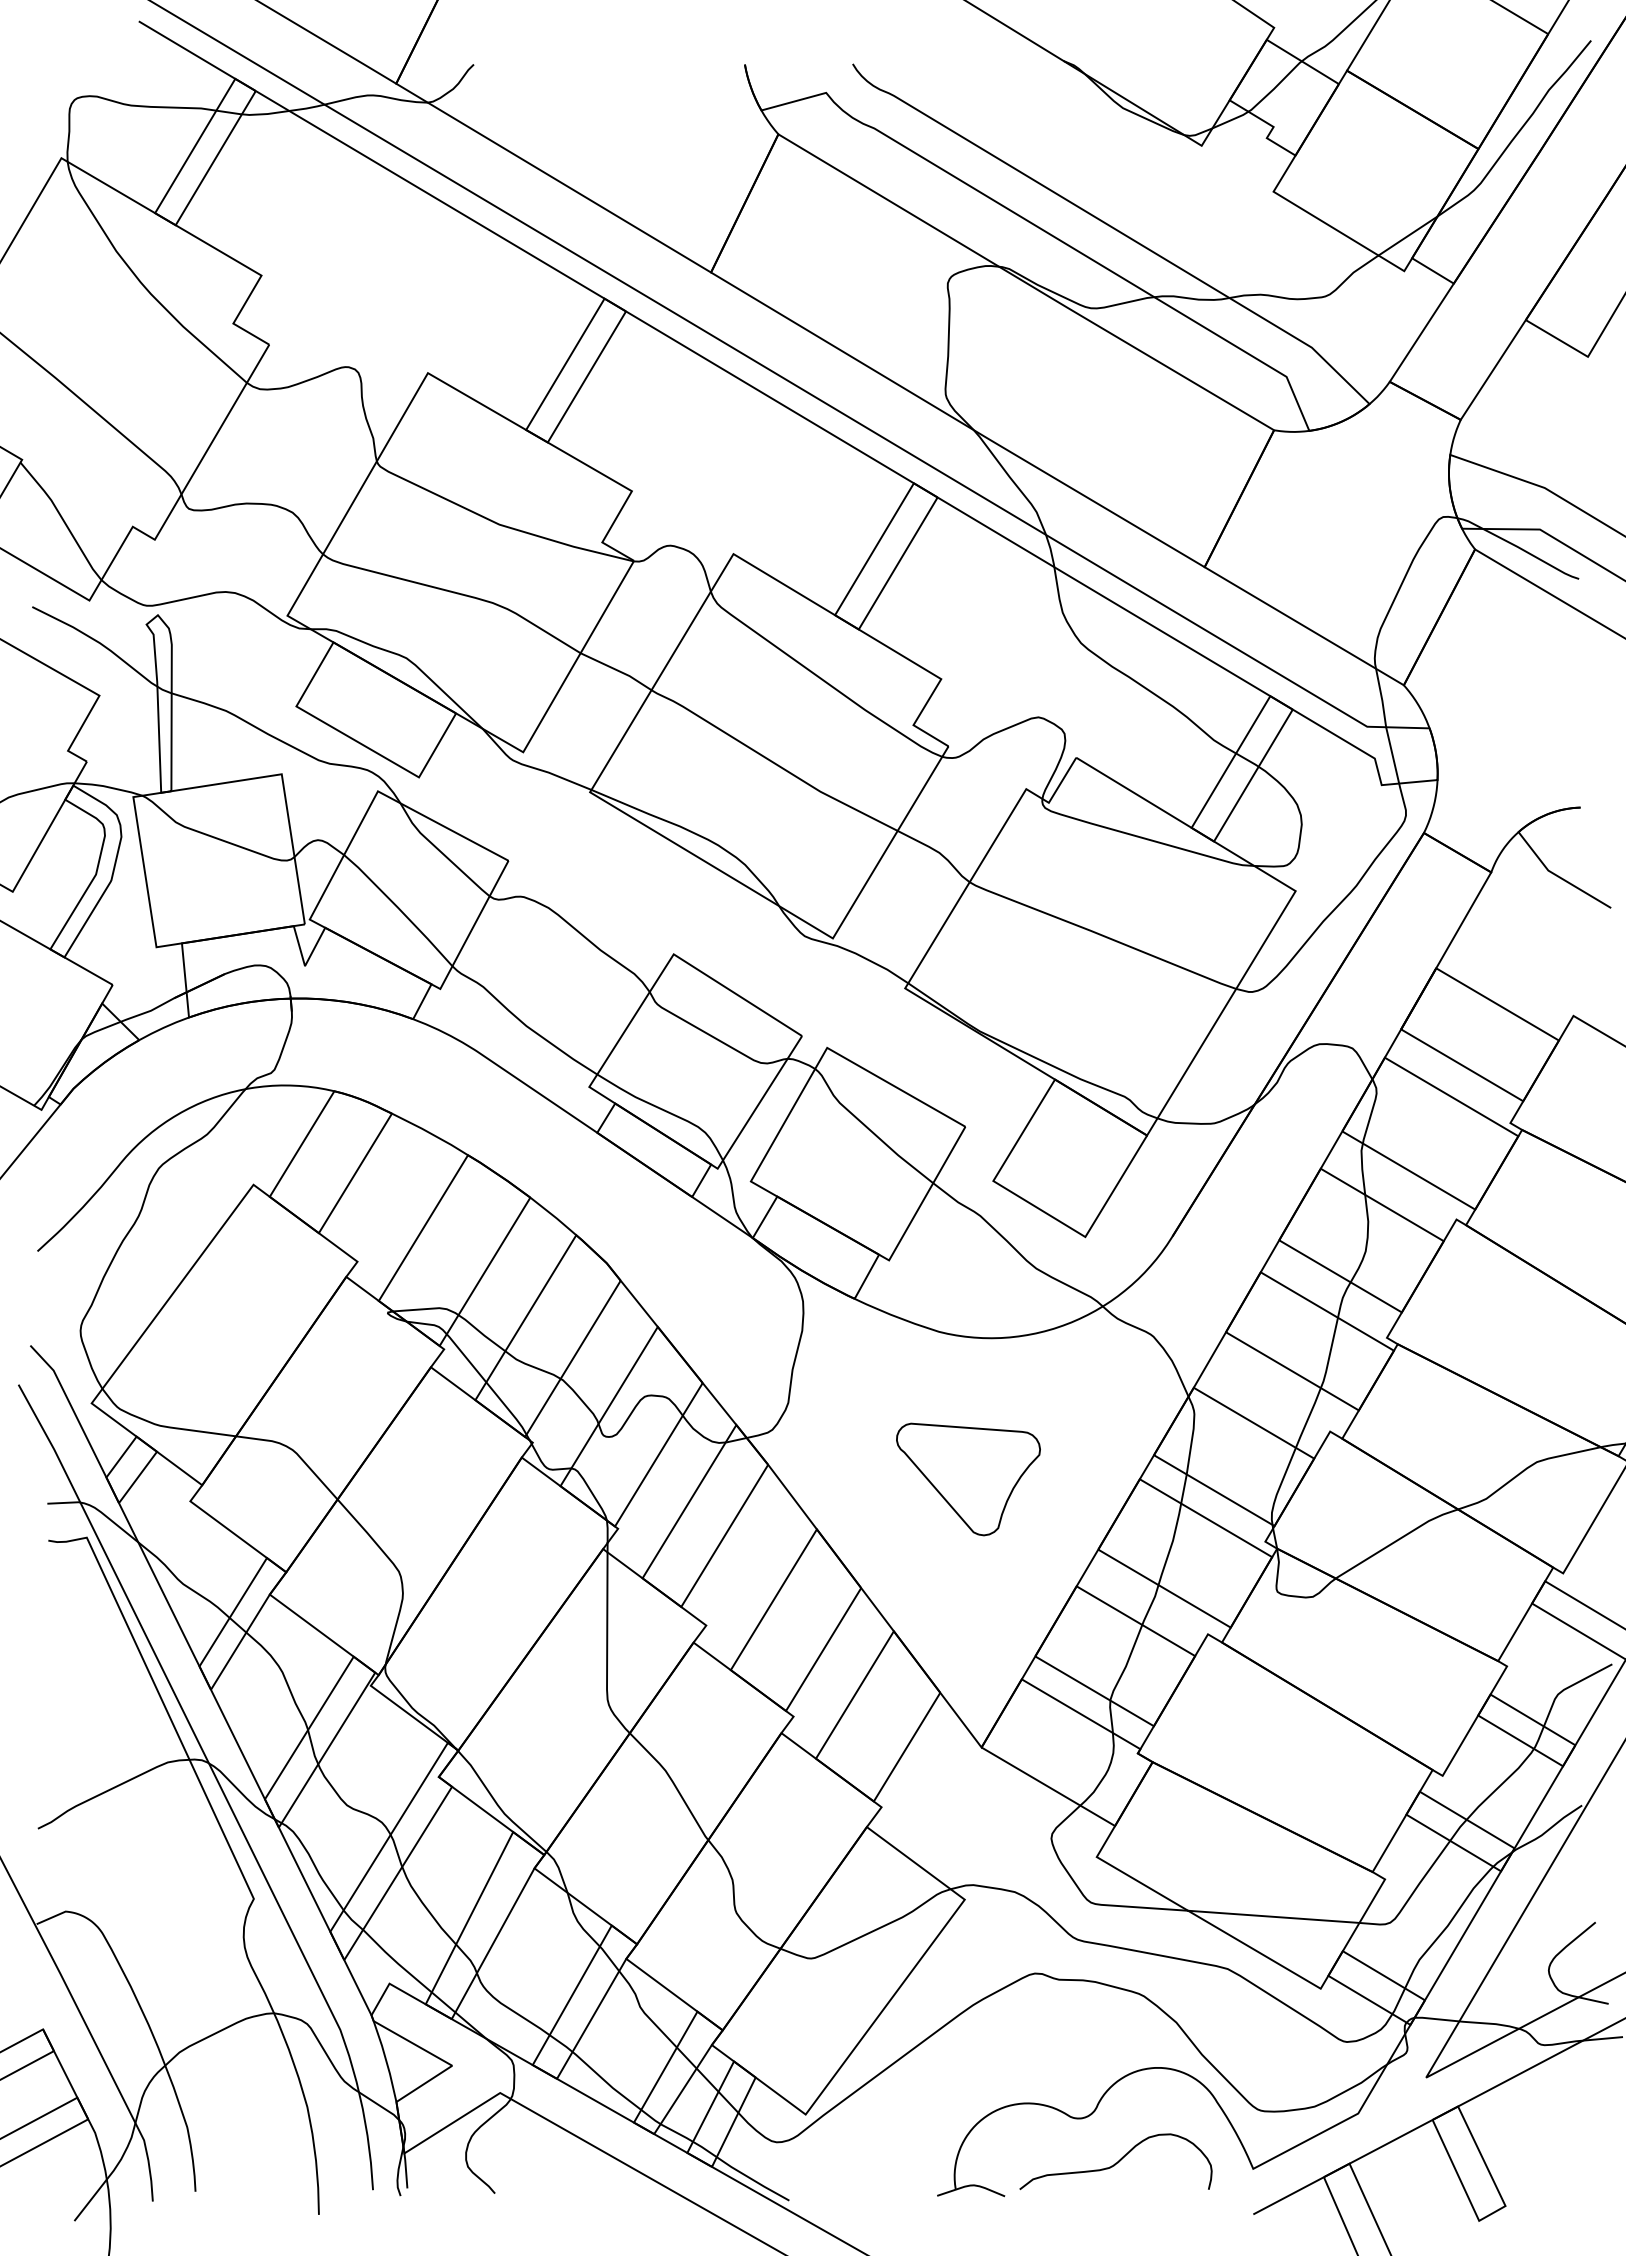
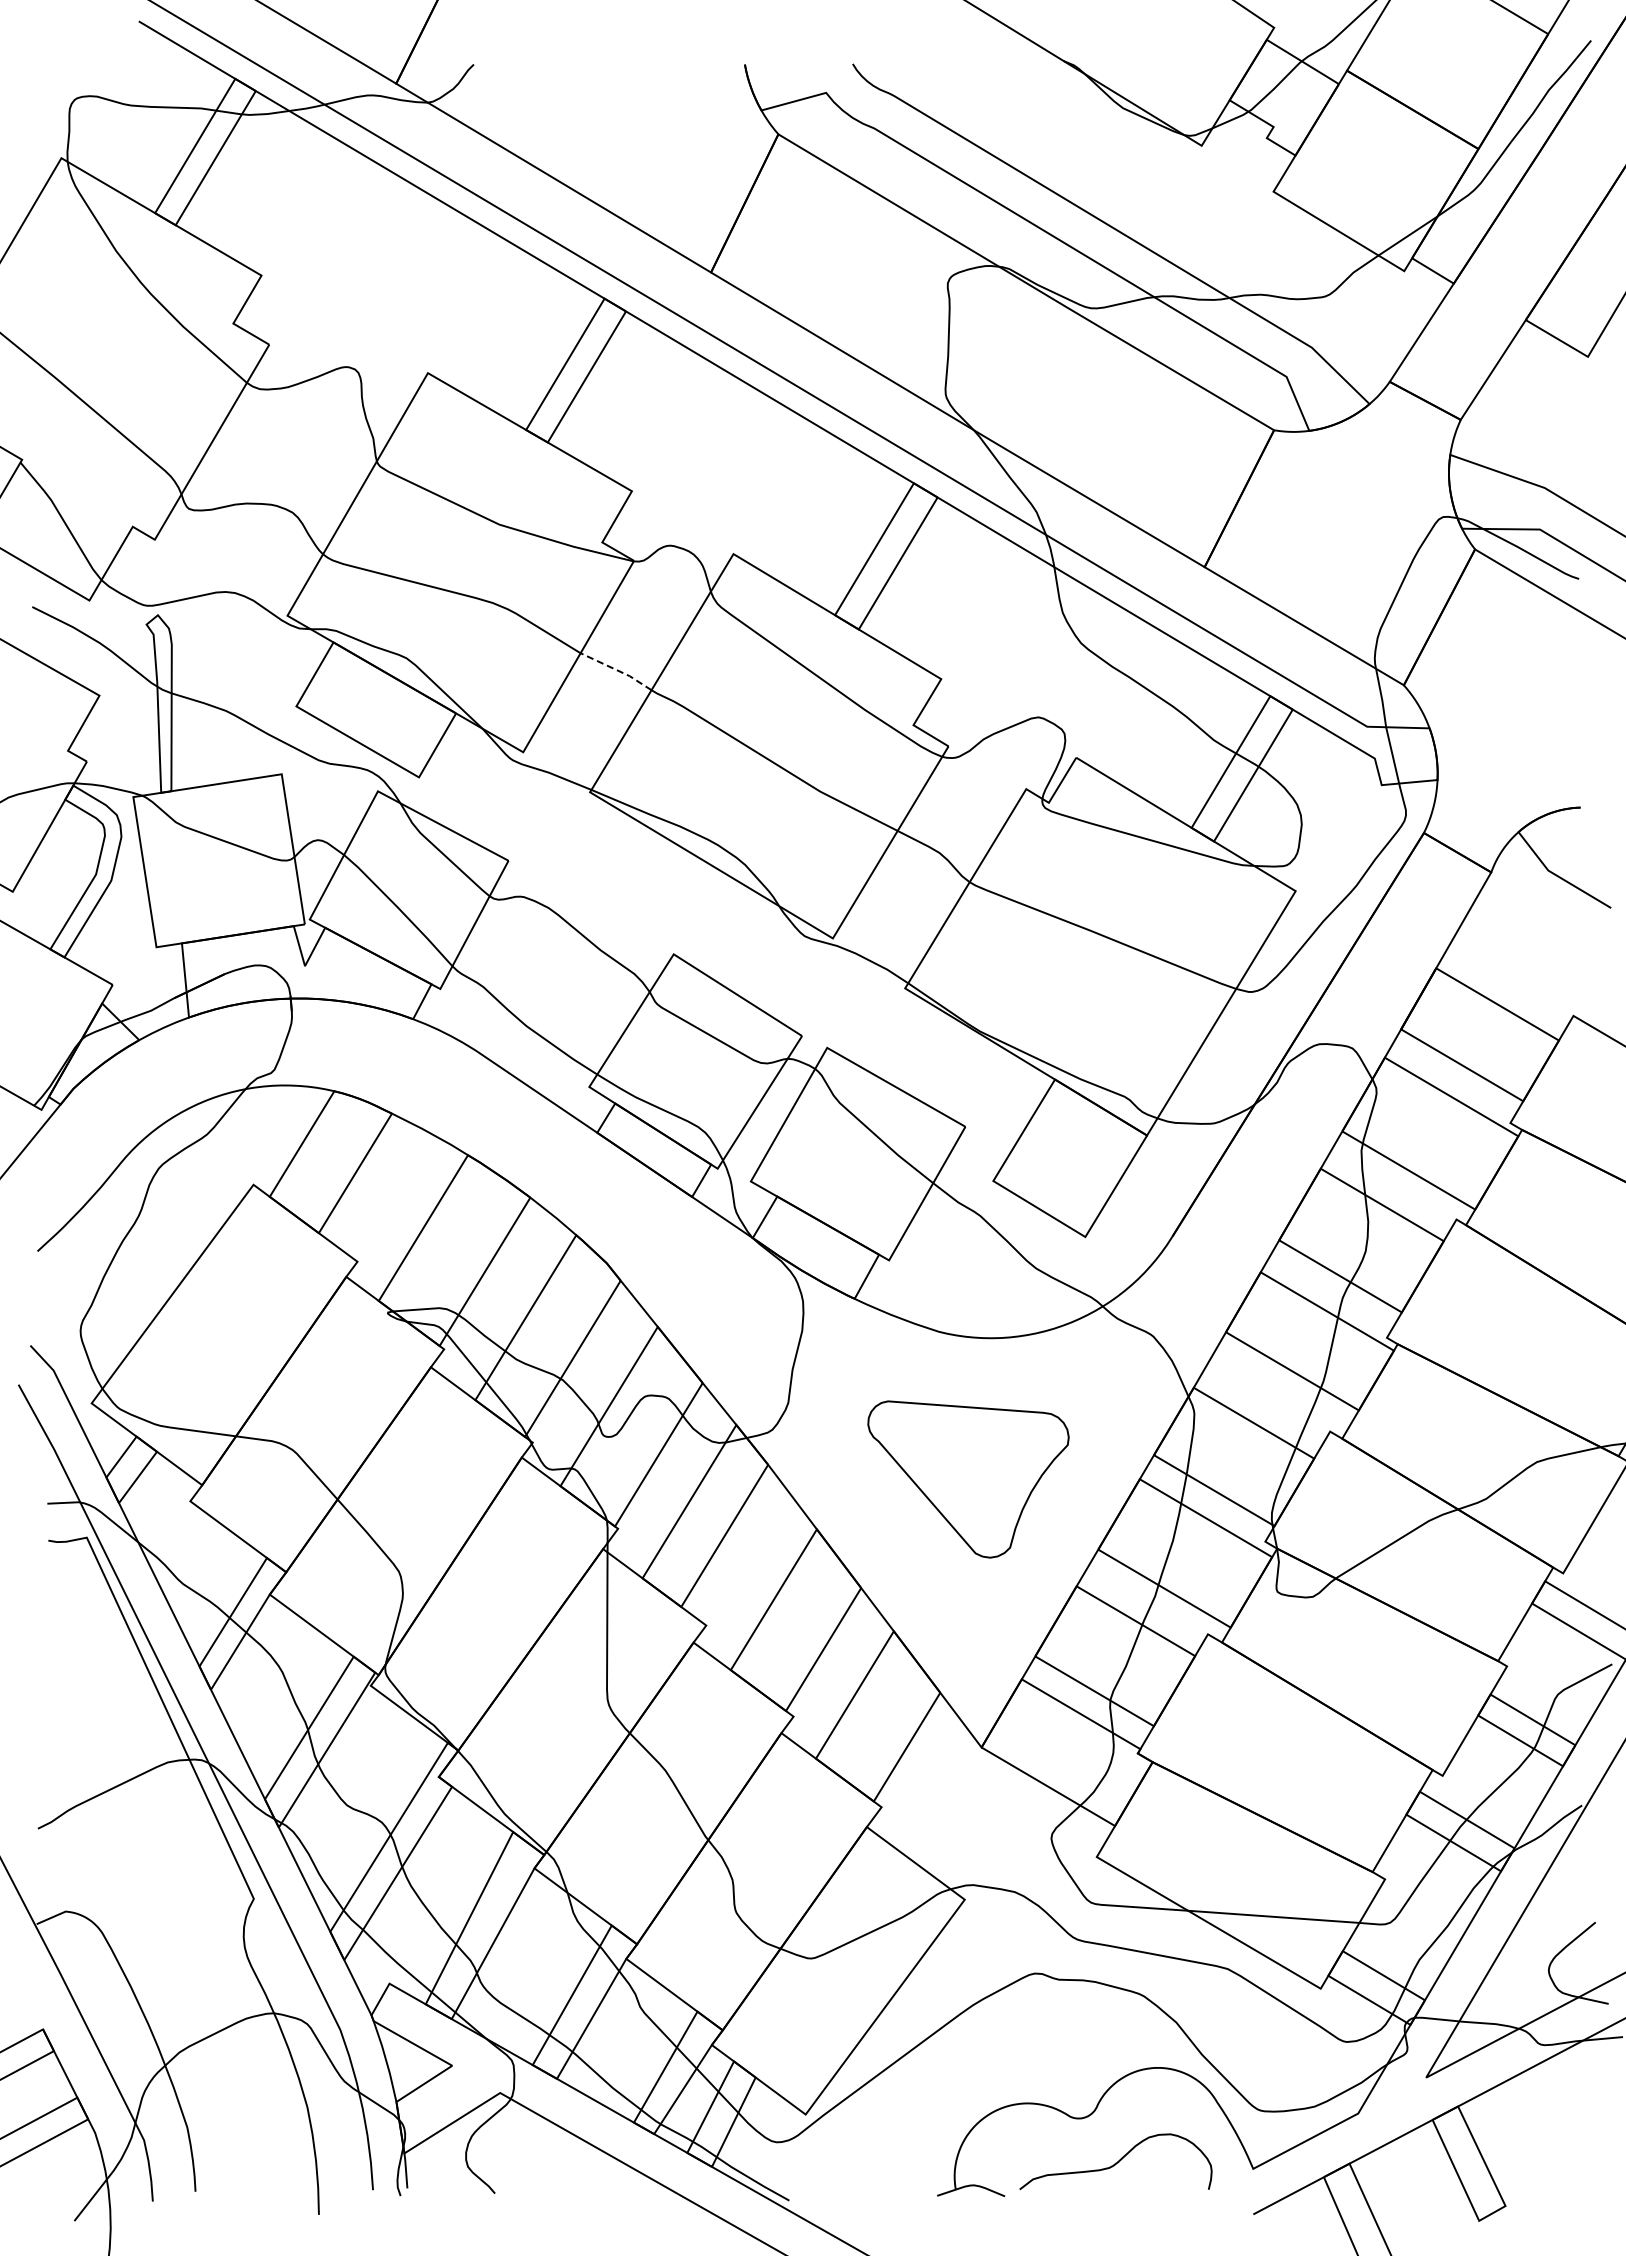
line: solid -> dashed (617, 670)
part size: 145x115 px -> 203x159 px (968, 1479)
